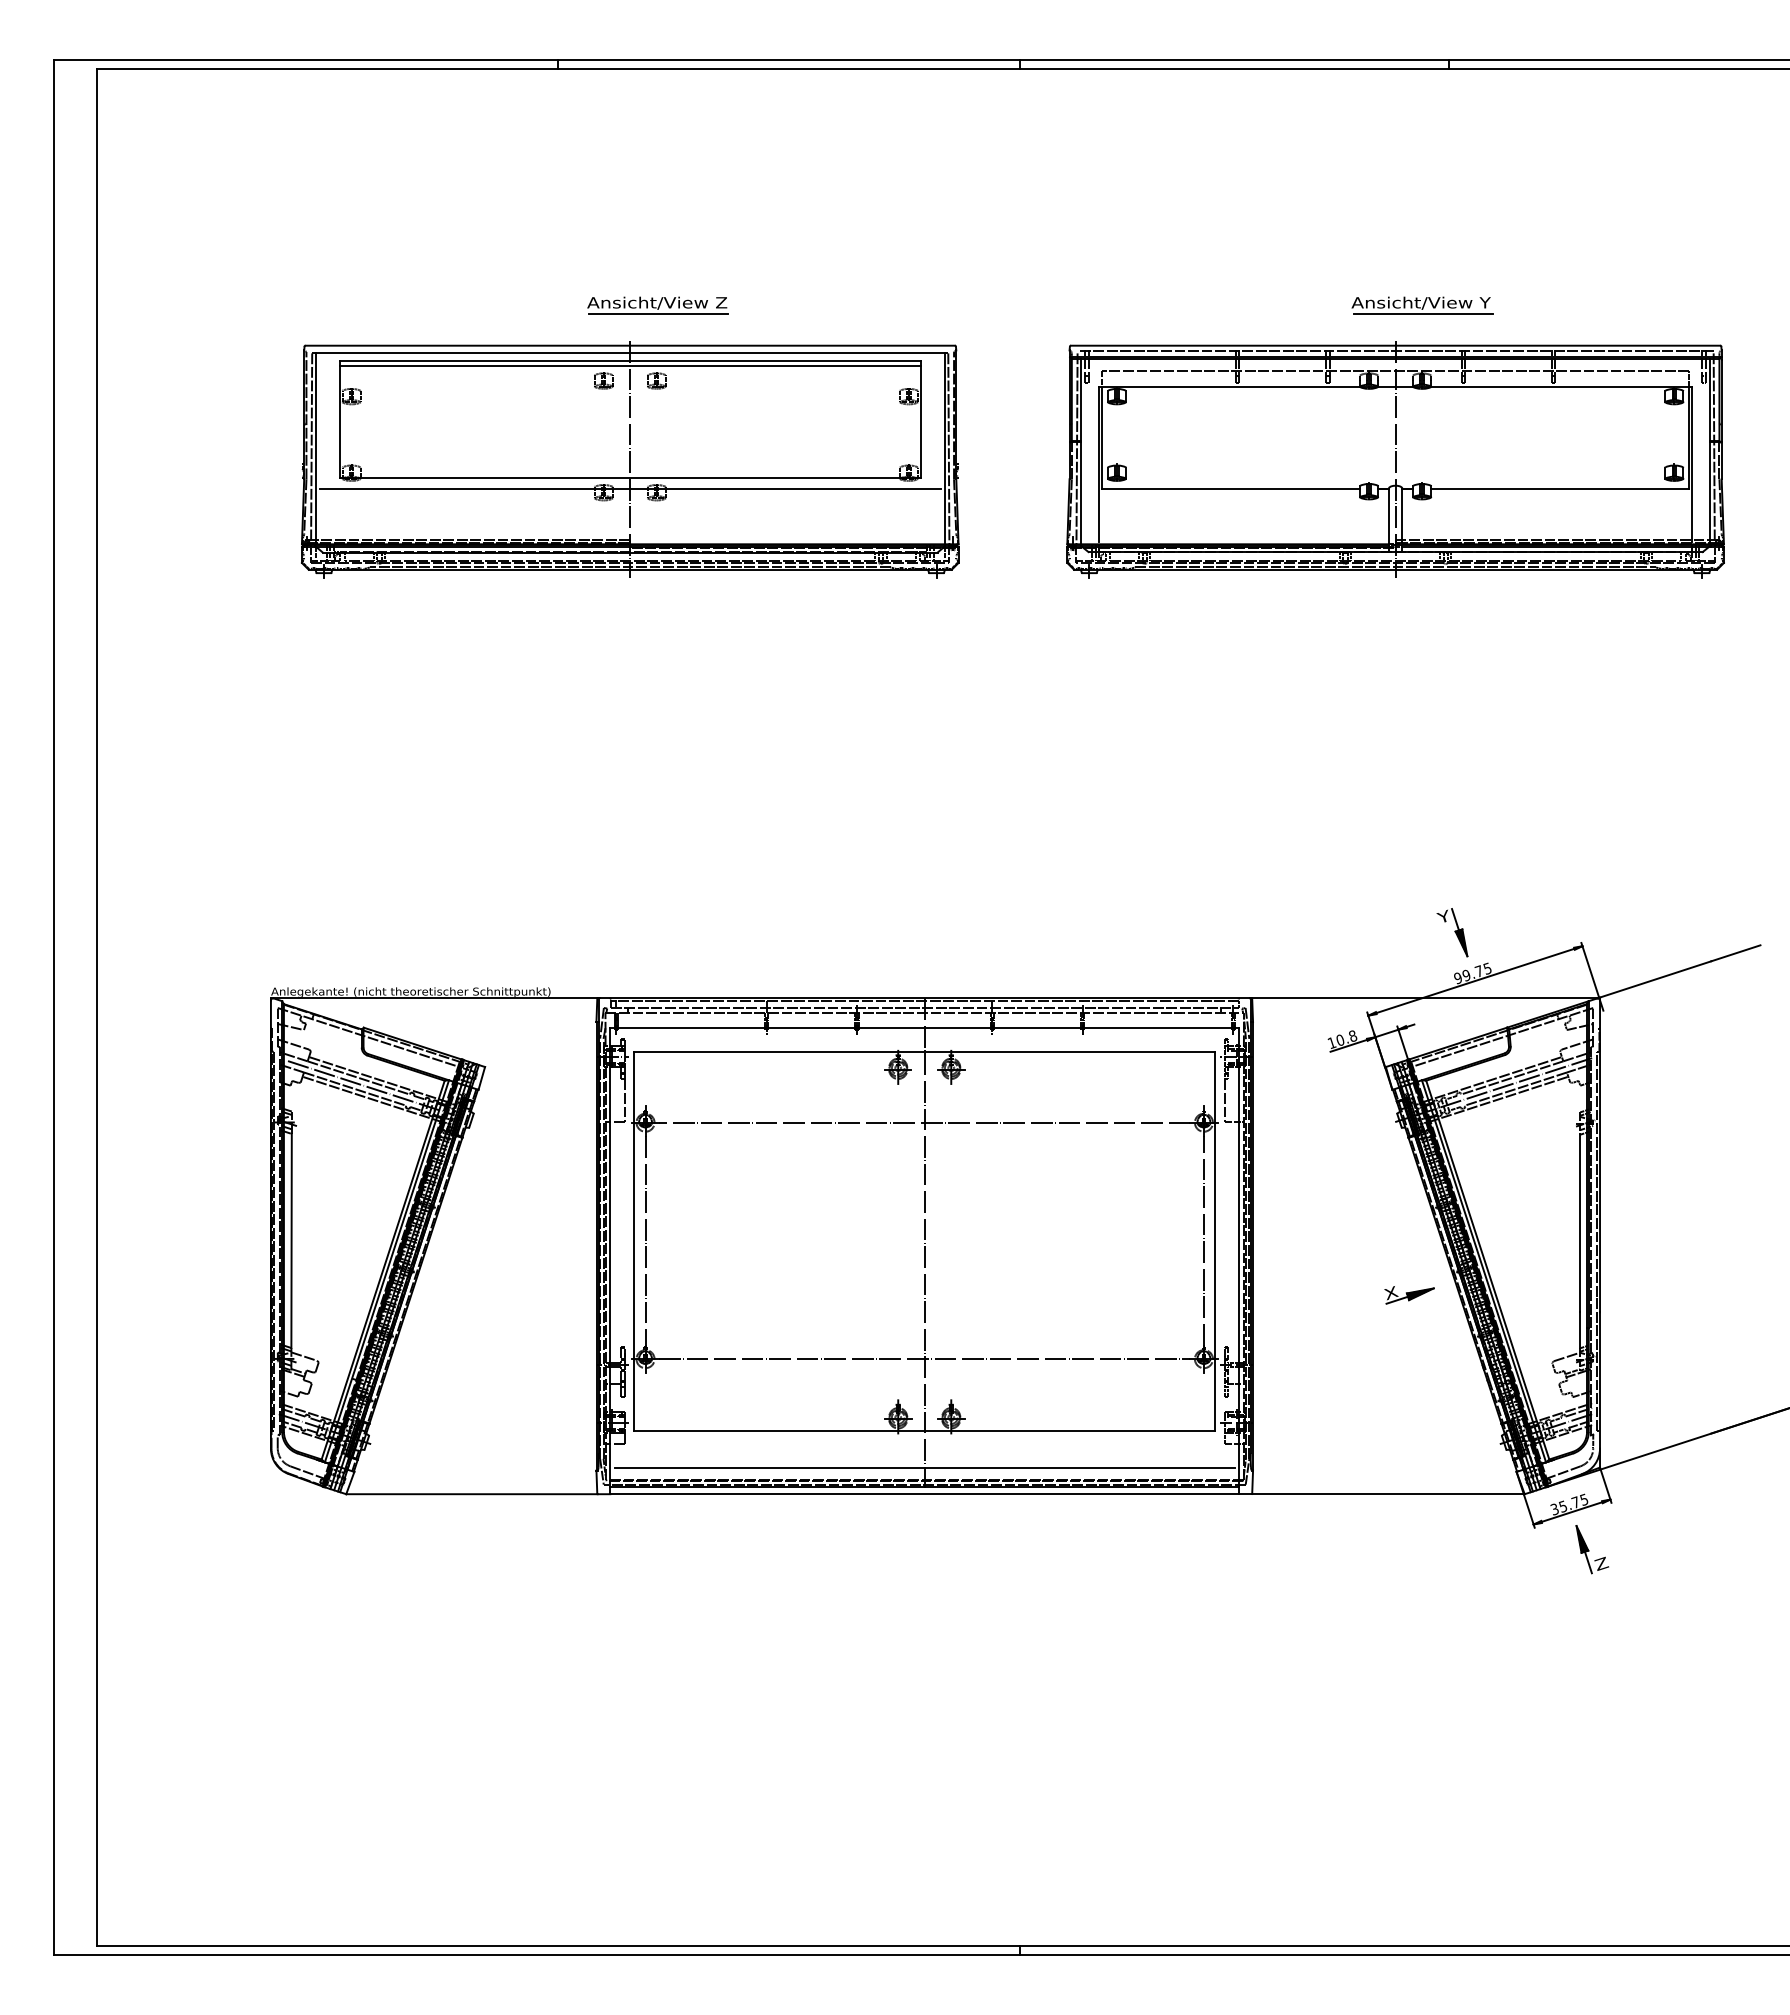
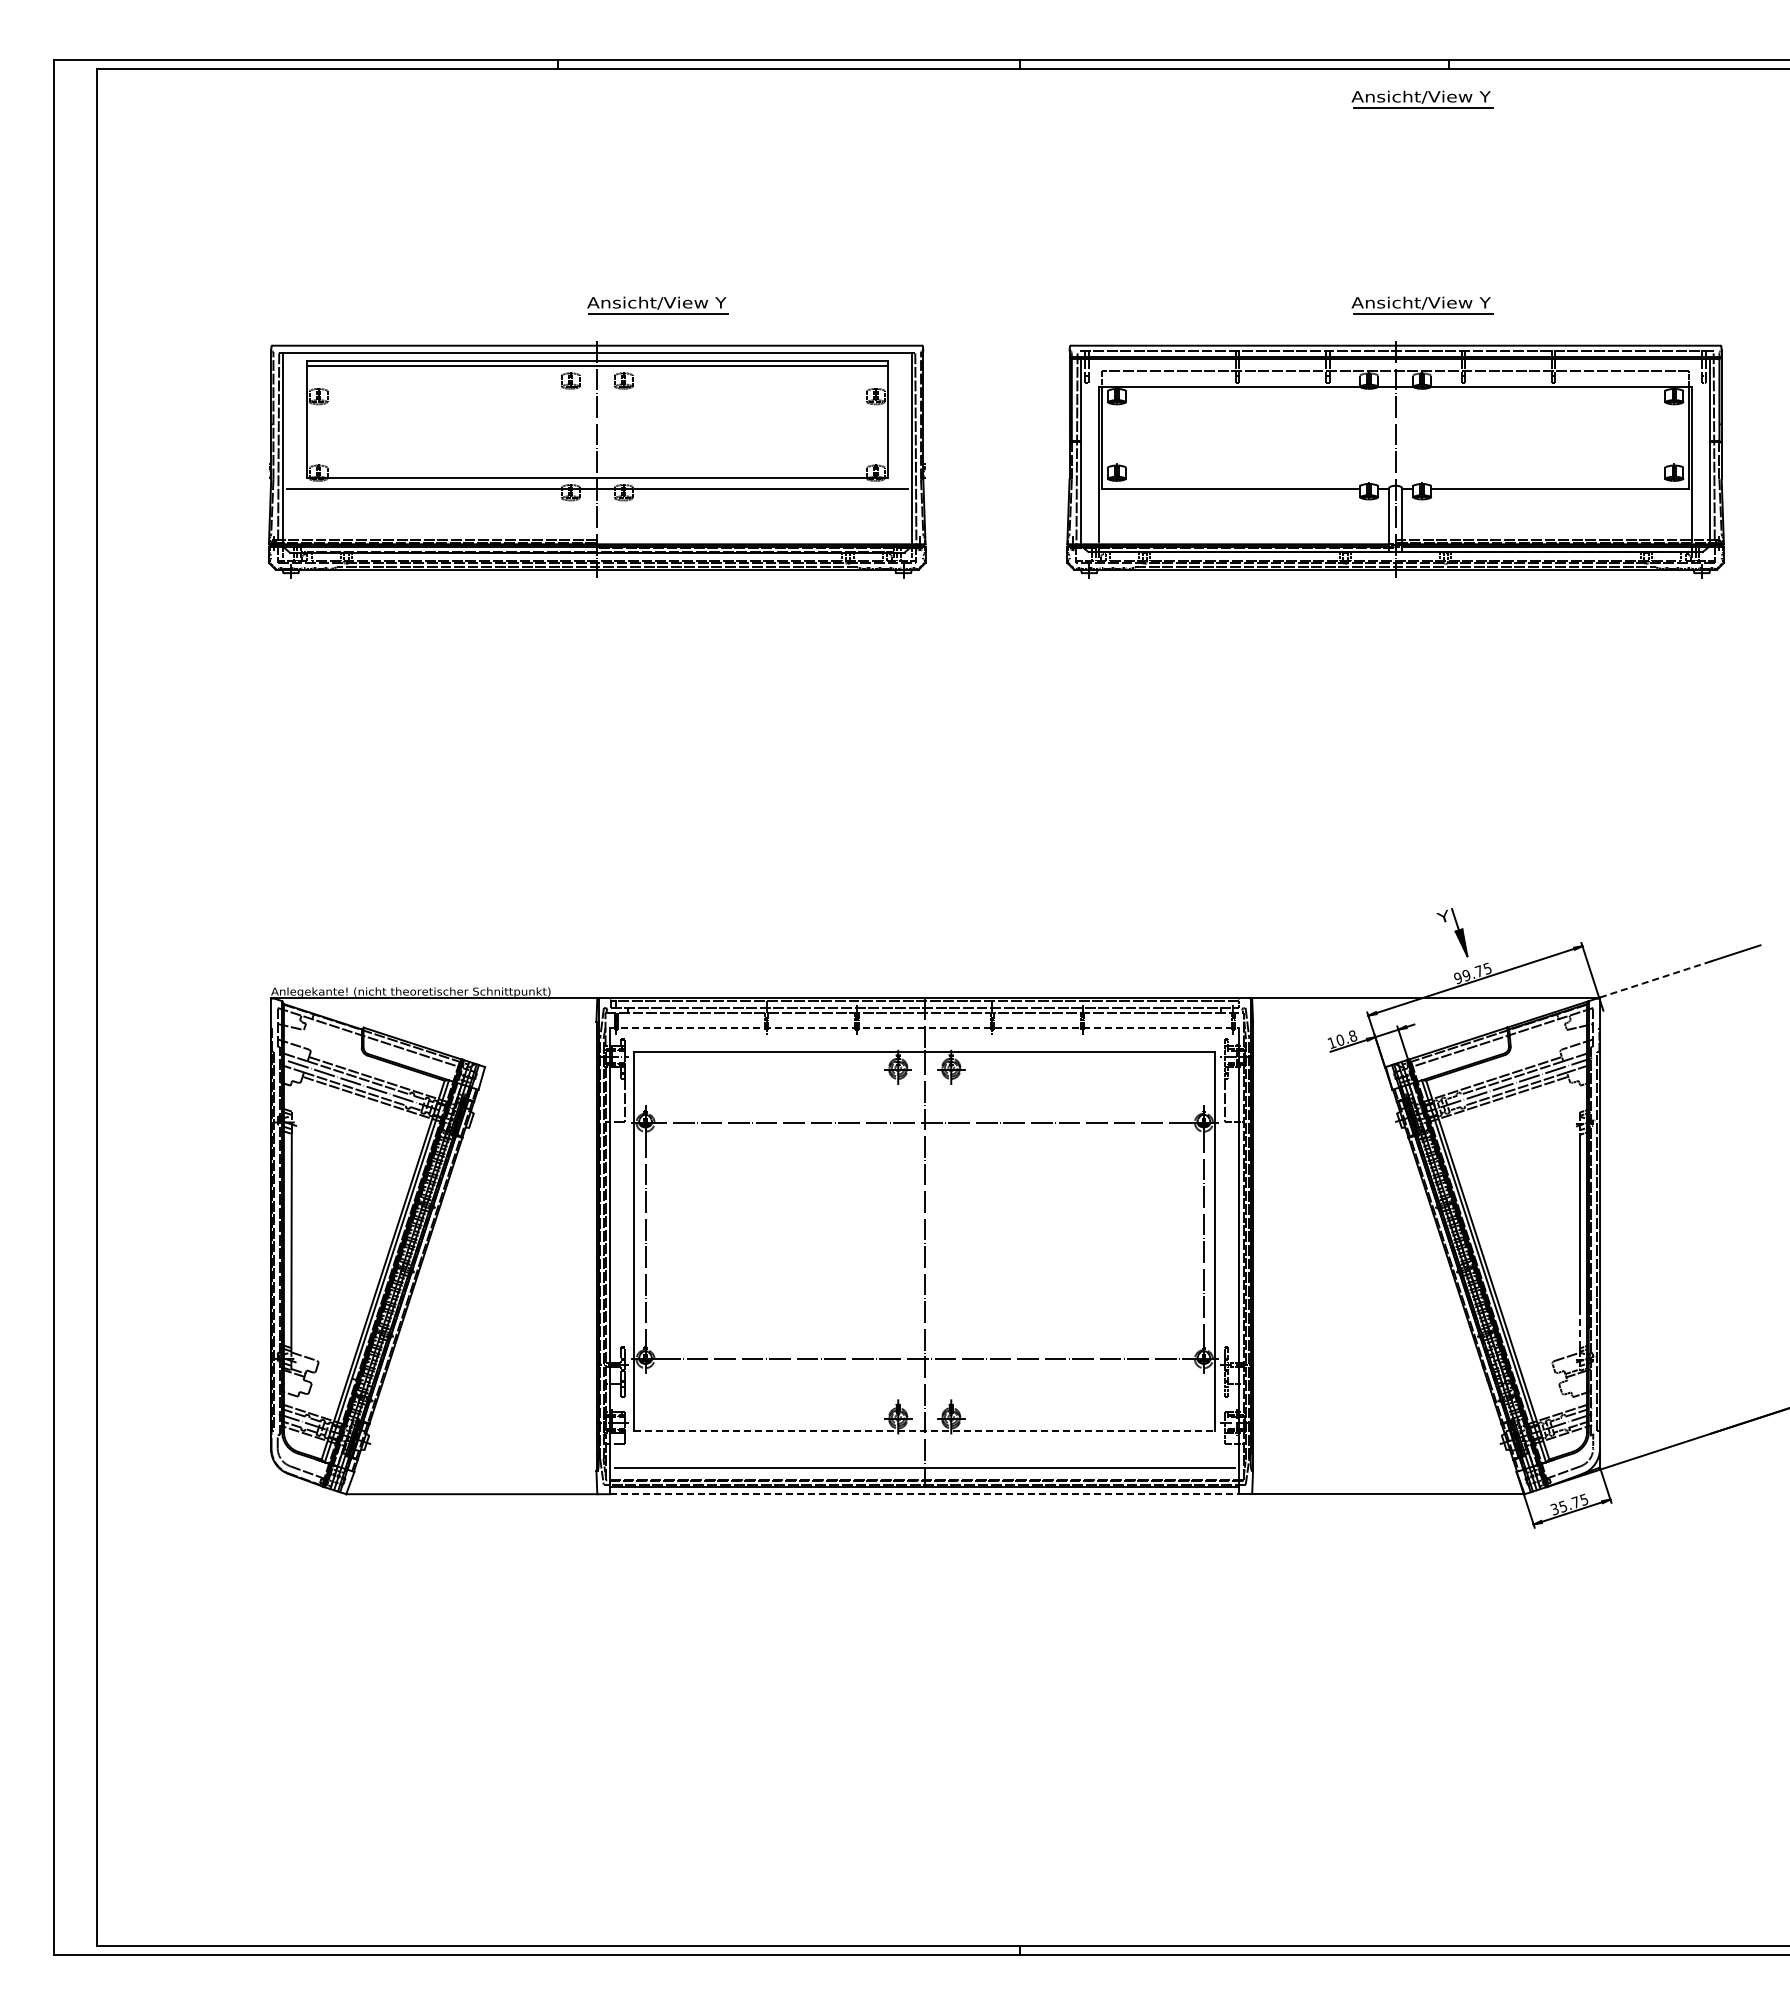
part: none -> present (1422, 99)
text: Ansicht/View Z -> Ansicht/View Y (721, 302)
part position: (630, 459) -> (597, 459) (597, 459)
line: solid -> dashed (1655, 979)
line: solid -> dashed (925, 1028)
part: present -> none (1409, 1295)
line: solid -> dashed (1580, 1330)
line: solid -> dashed (924, 1430)
line: solid -> dashed (925, 1494)
part: present -> none (1591, 1549)
